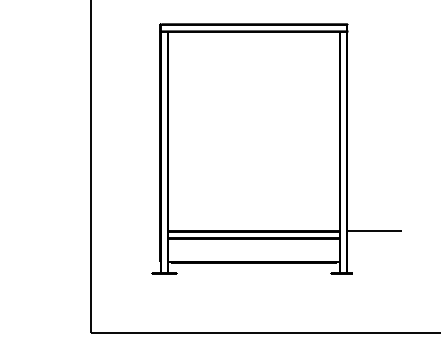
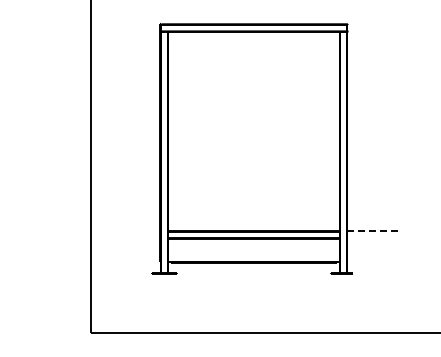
line: solid -> dashed (374, 231)
